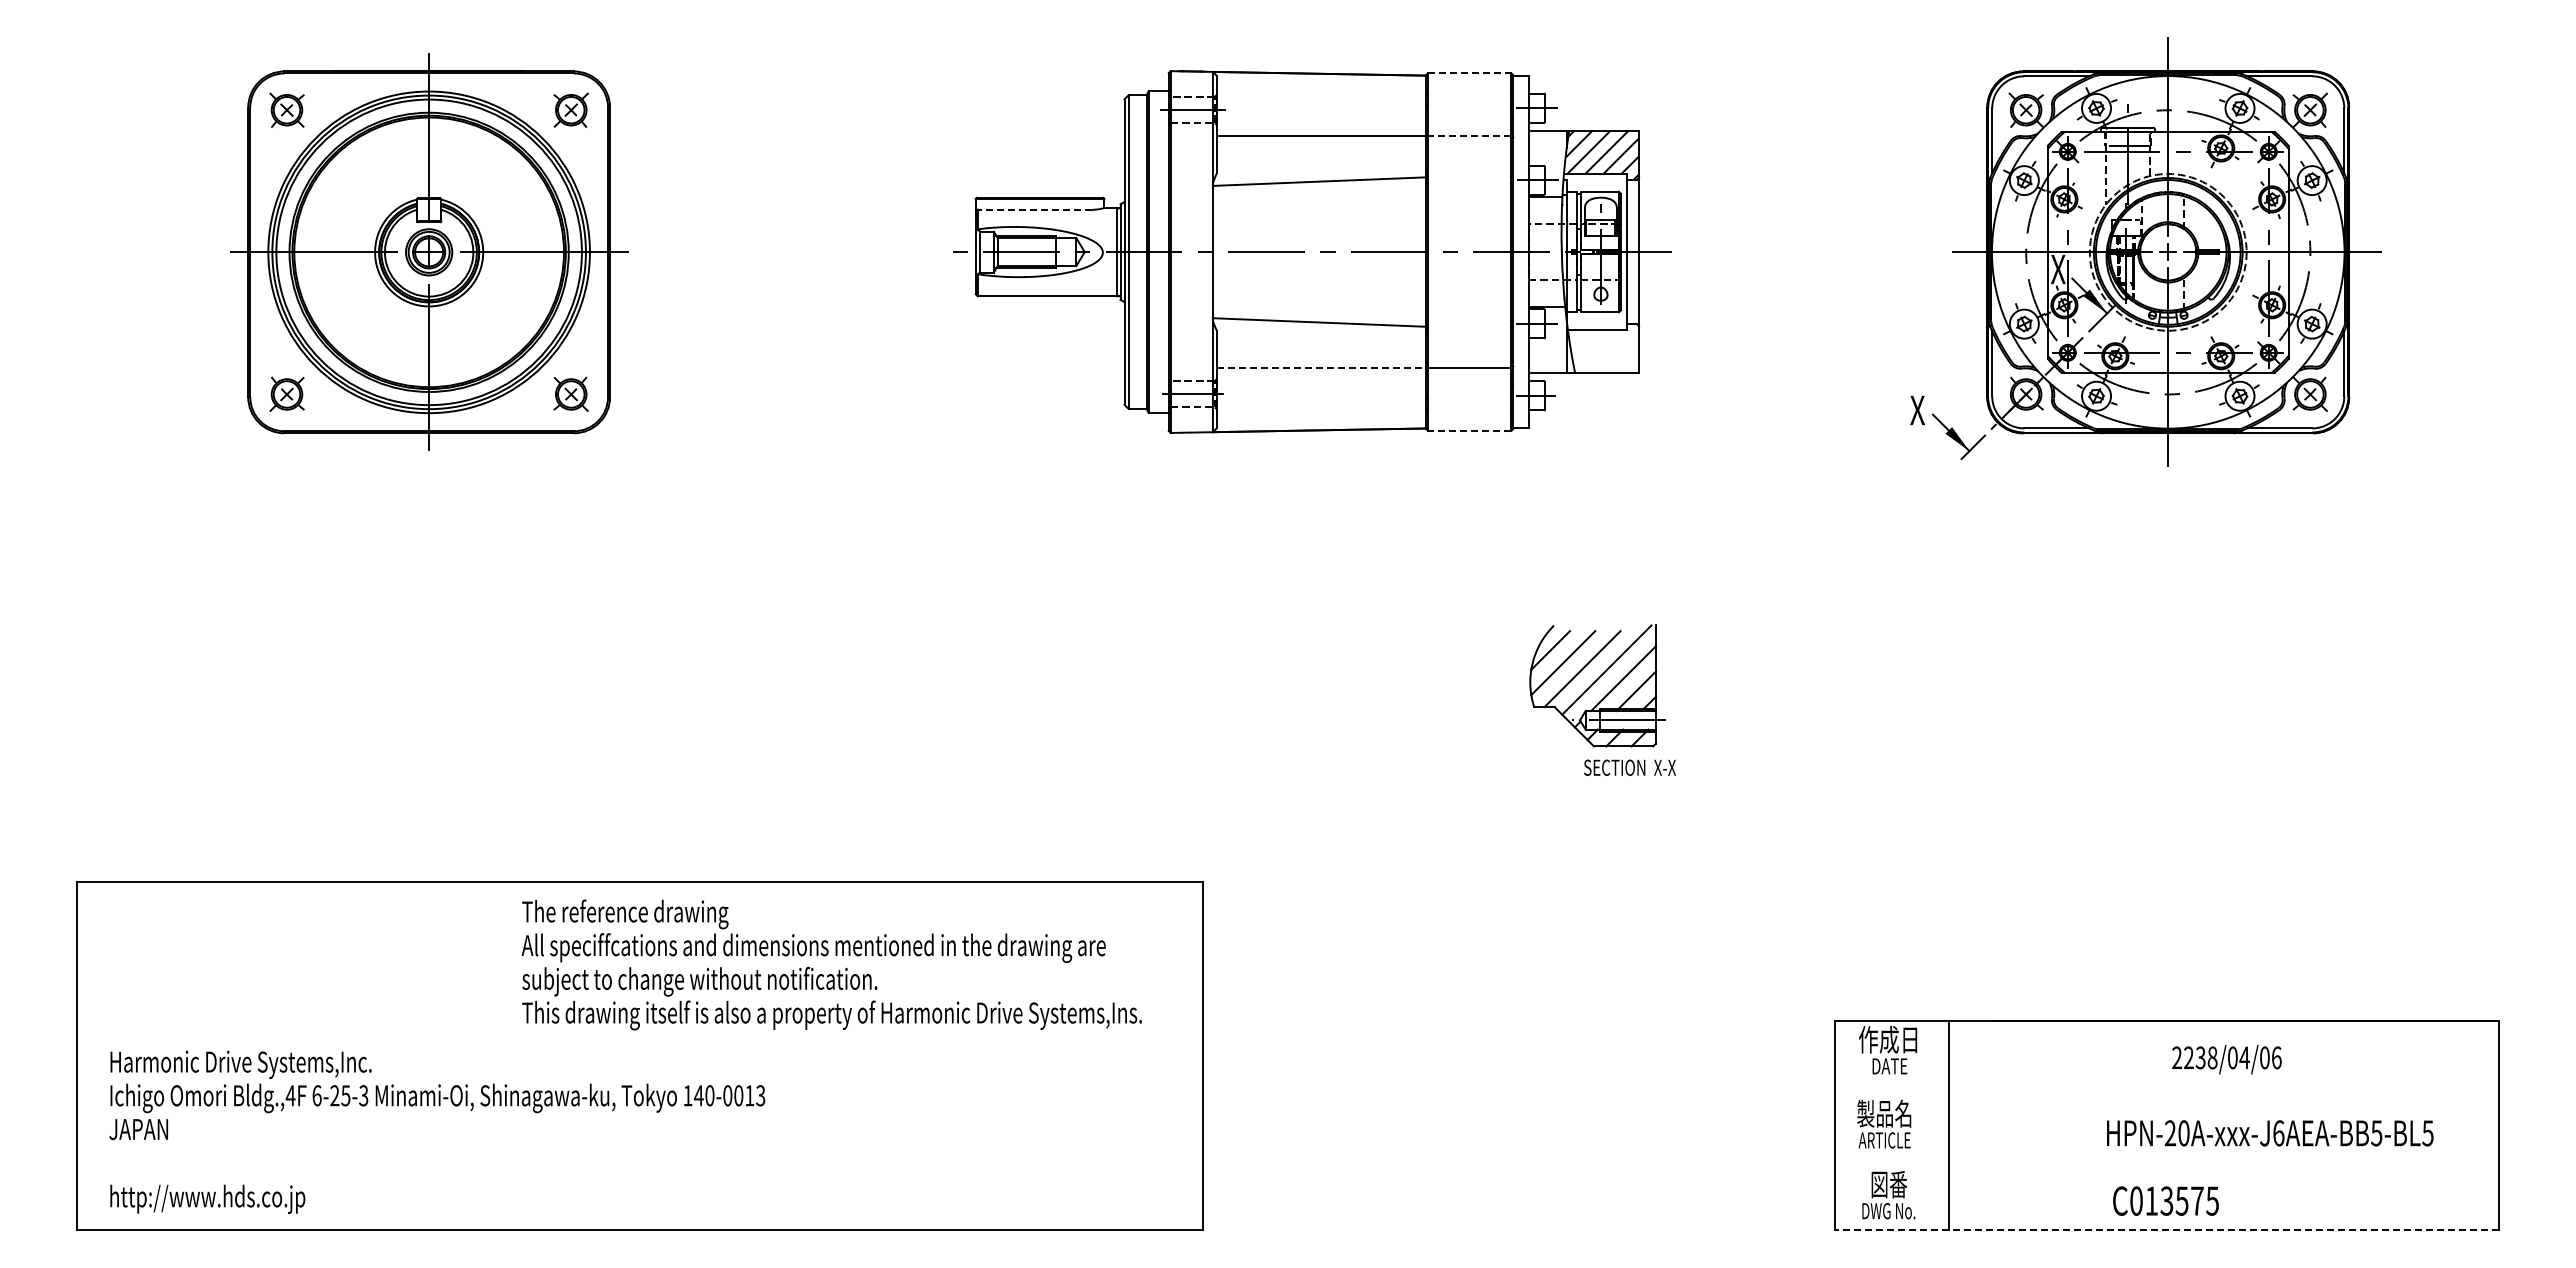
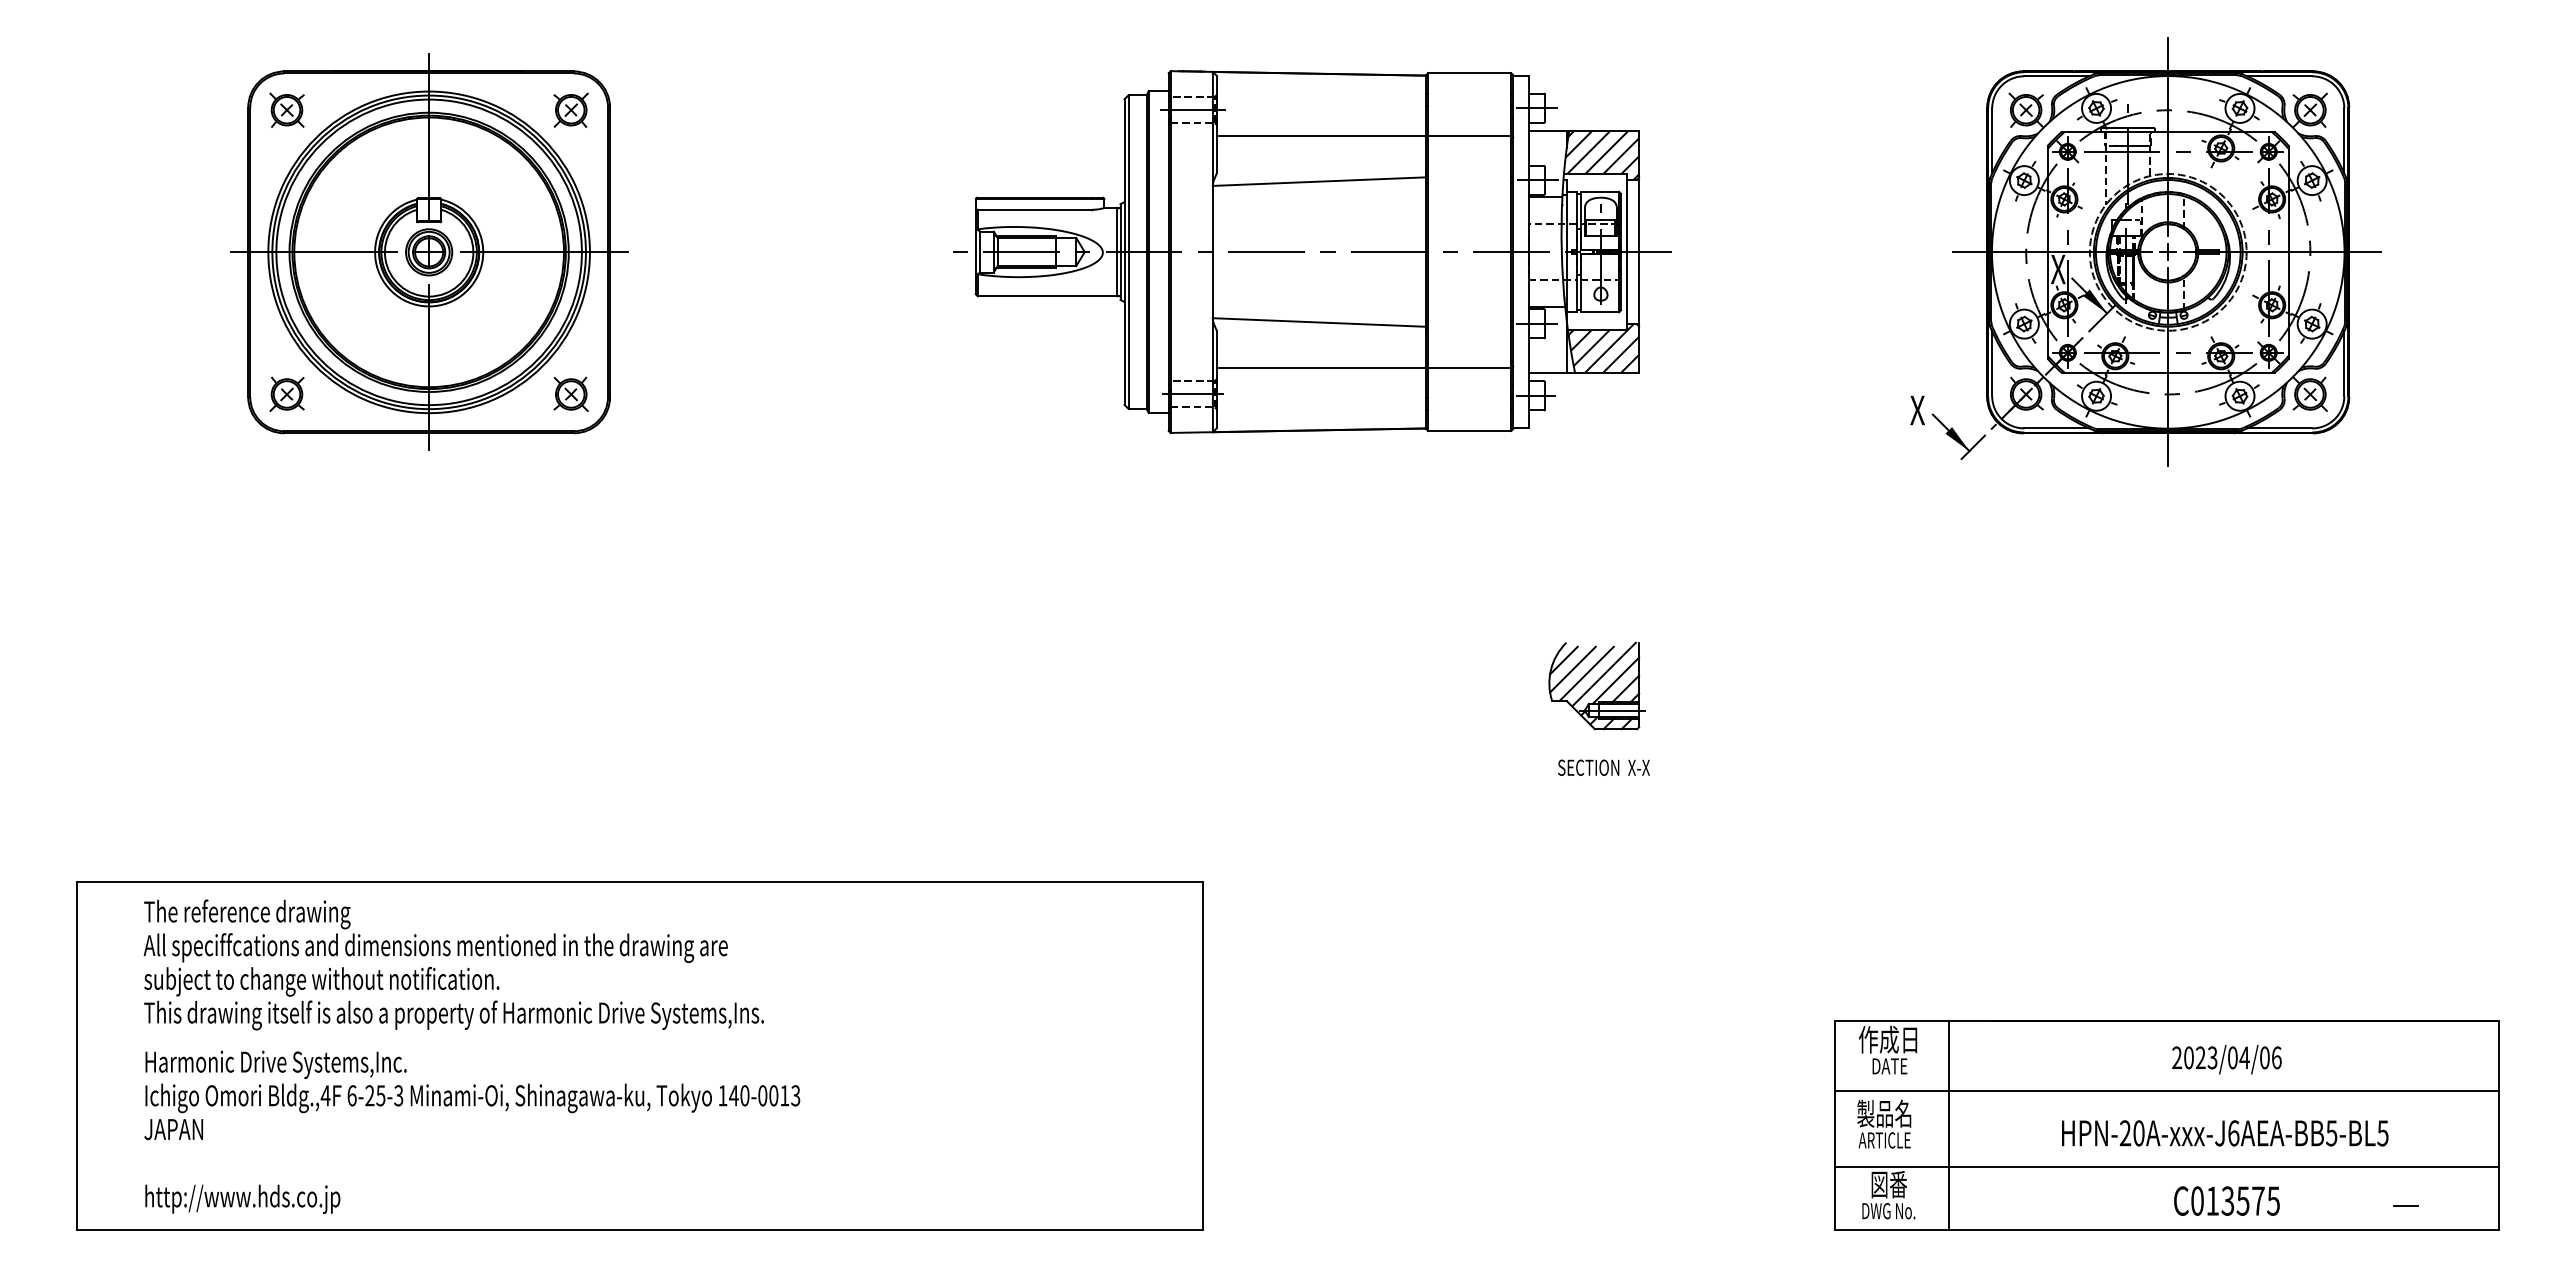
line: dashed -> solid (1469, 73)
line: dashed -> solid (1469, 135)
line: dashed -> solid (1034, 209)
hatch: none -> present (1603, 348)
line: dashed -> solid (1321, 368)
line: dashed -> solid (1469, 430)
part size: 137x124 px -> 98x90 px (1596, 685)
text position: (1629, 767) -> (1603, 767) (1603, 767)
text position: (831, 964) -> (453, 964) (453, 964)
text: 2238/04/06 -> 2023/04/06 (2200, 1057)
line: none -> present (2166, 1090)
text position: (437, 1131) -> (472, 1131) (472, 1131)
text position: (2270, 1133) -> (2225, 1133) (2225, 1133)
line: none -> present (2166, 1166)
text position: (2165, 1200) -> (2226, 1200) (2226, 1200)
line: none -> present (2406, 1205)
line: dashed -> solid (2167, 1230)
